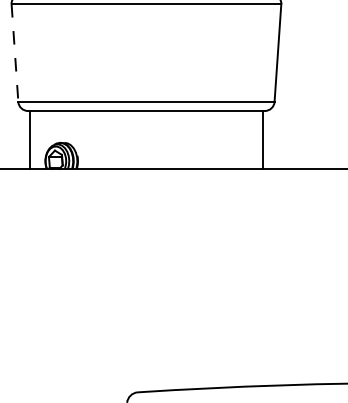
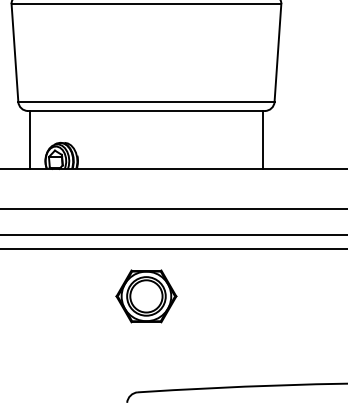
line: dashed -> solid (15, 53)
line: none -> present (173, 208)
line: none -> present (173, 234)
line: none -> present (173, 249)
part: none -> present (146, 296)
